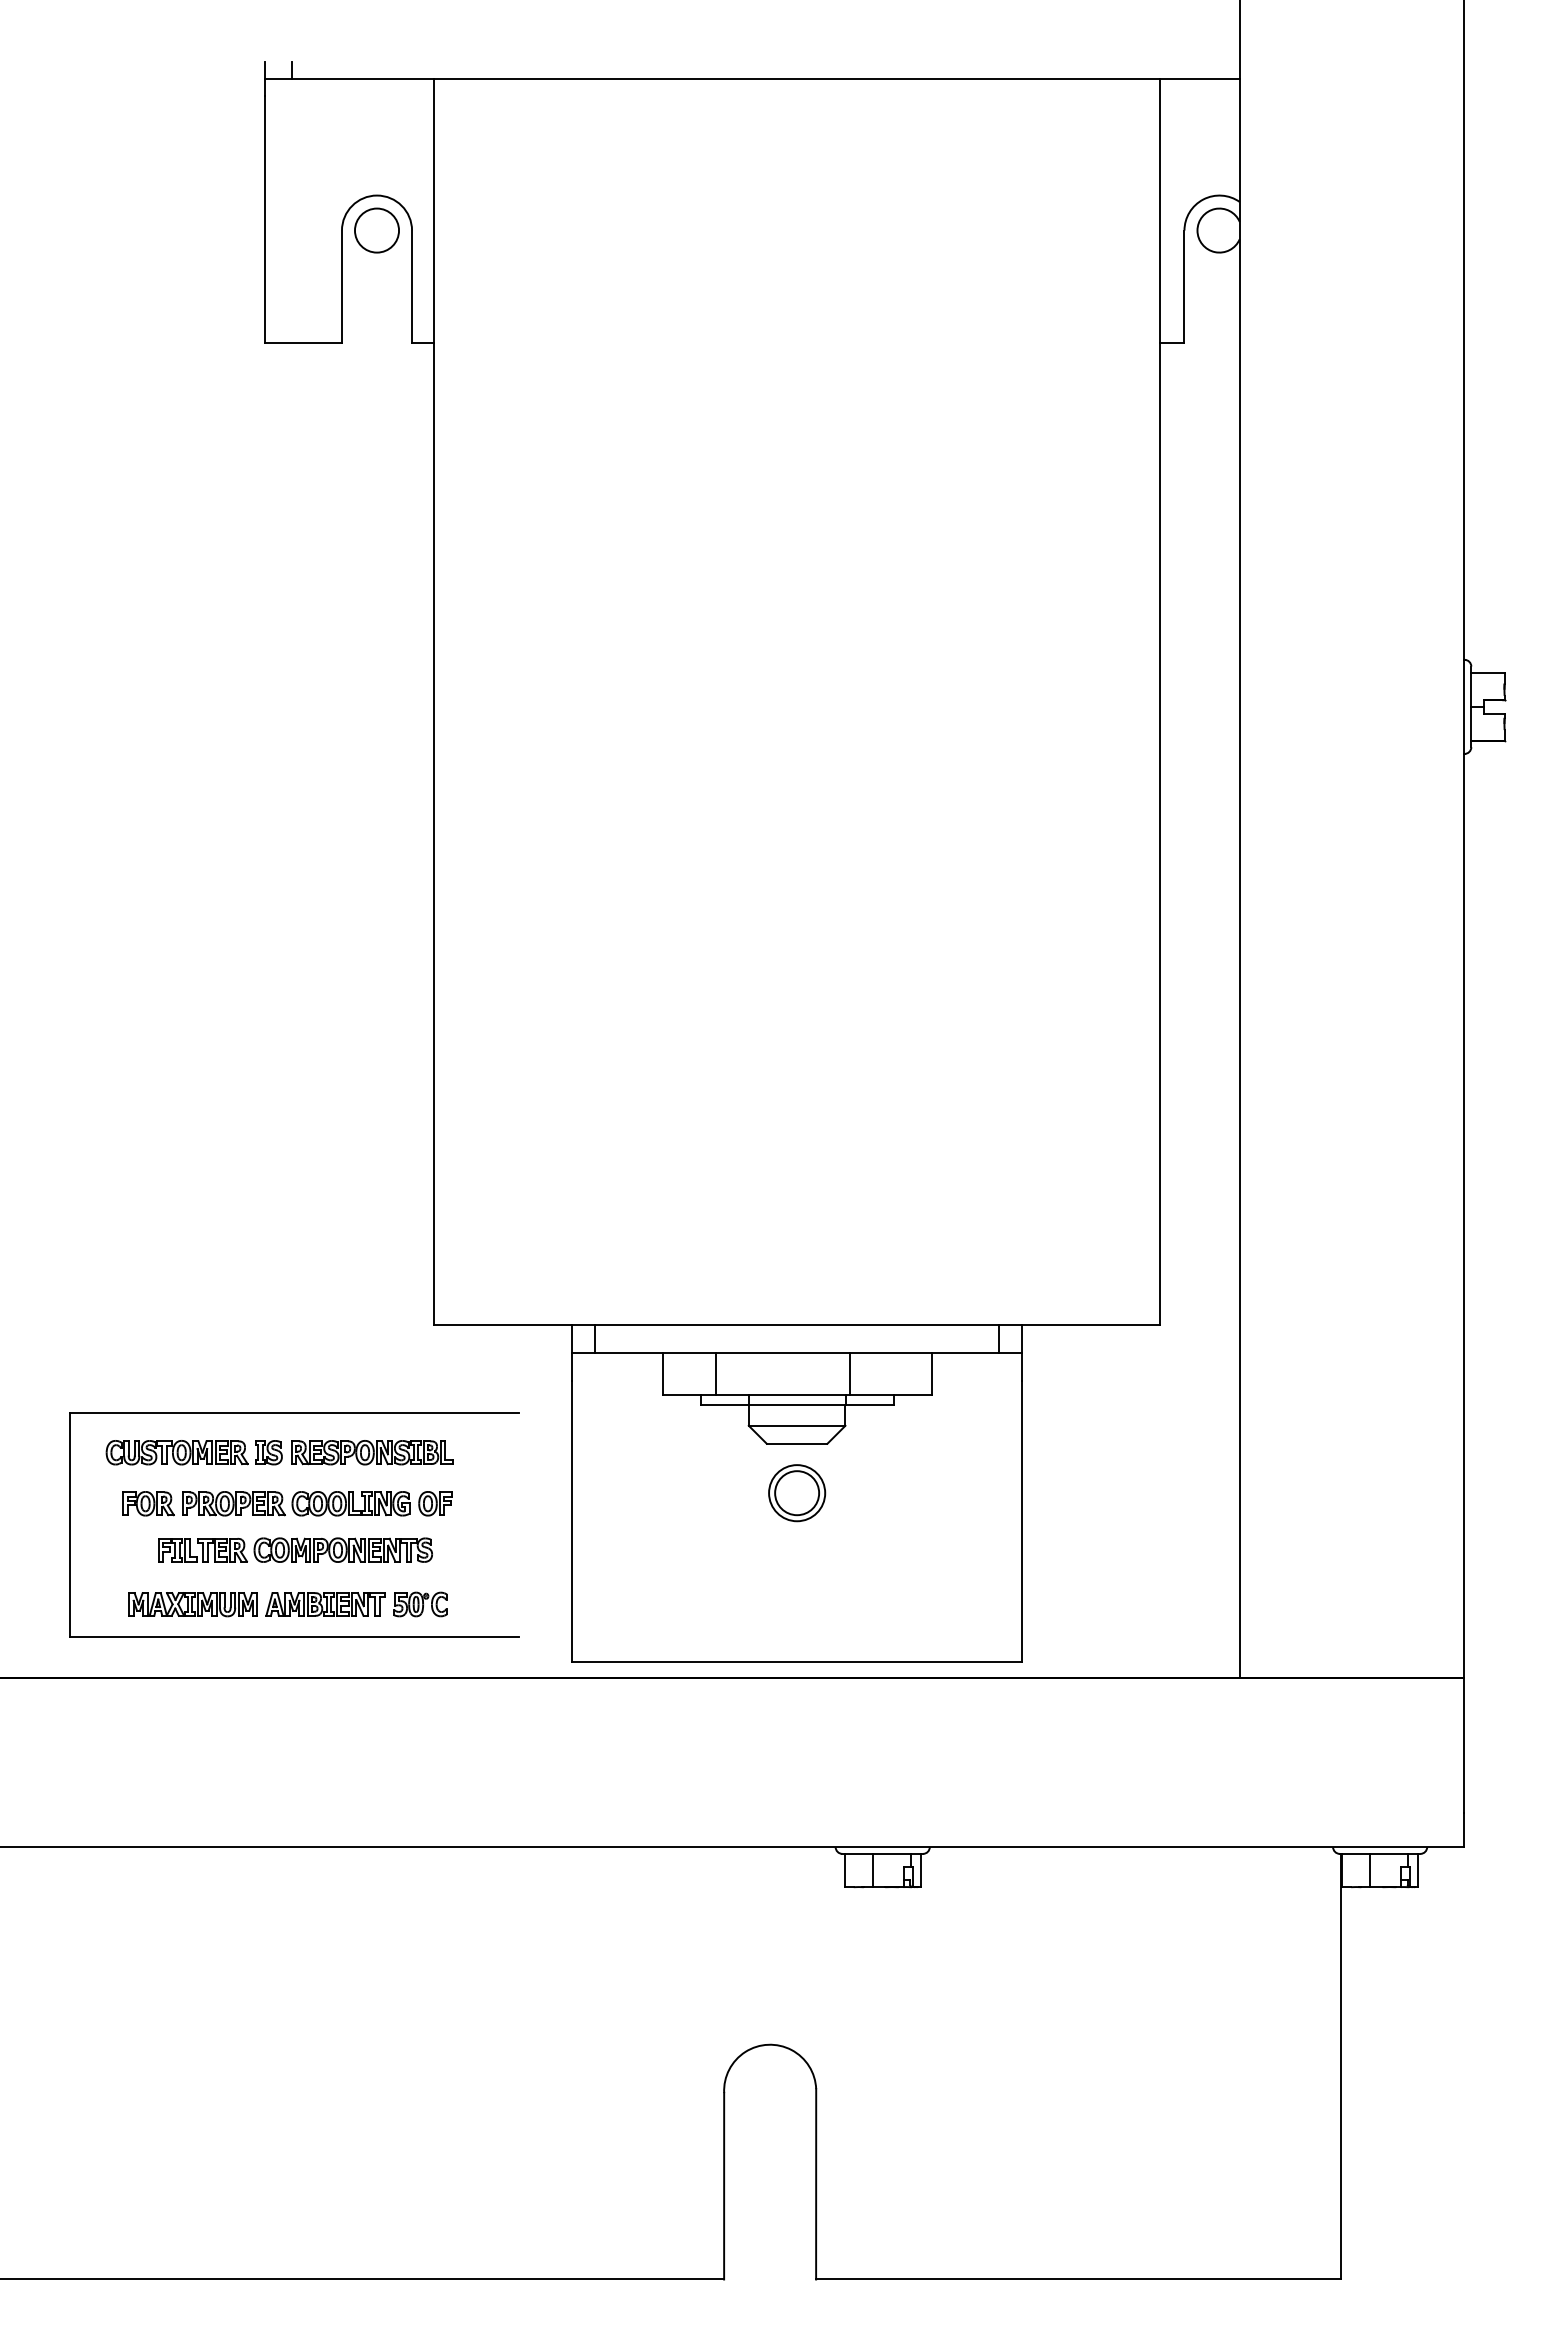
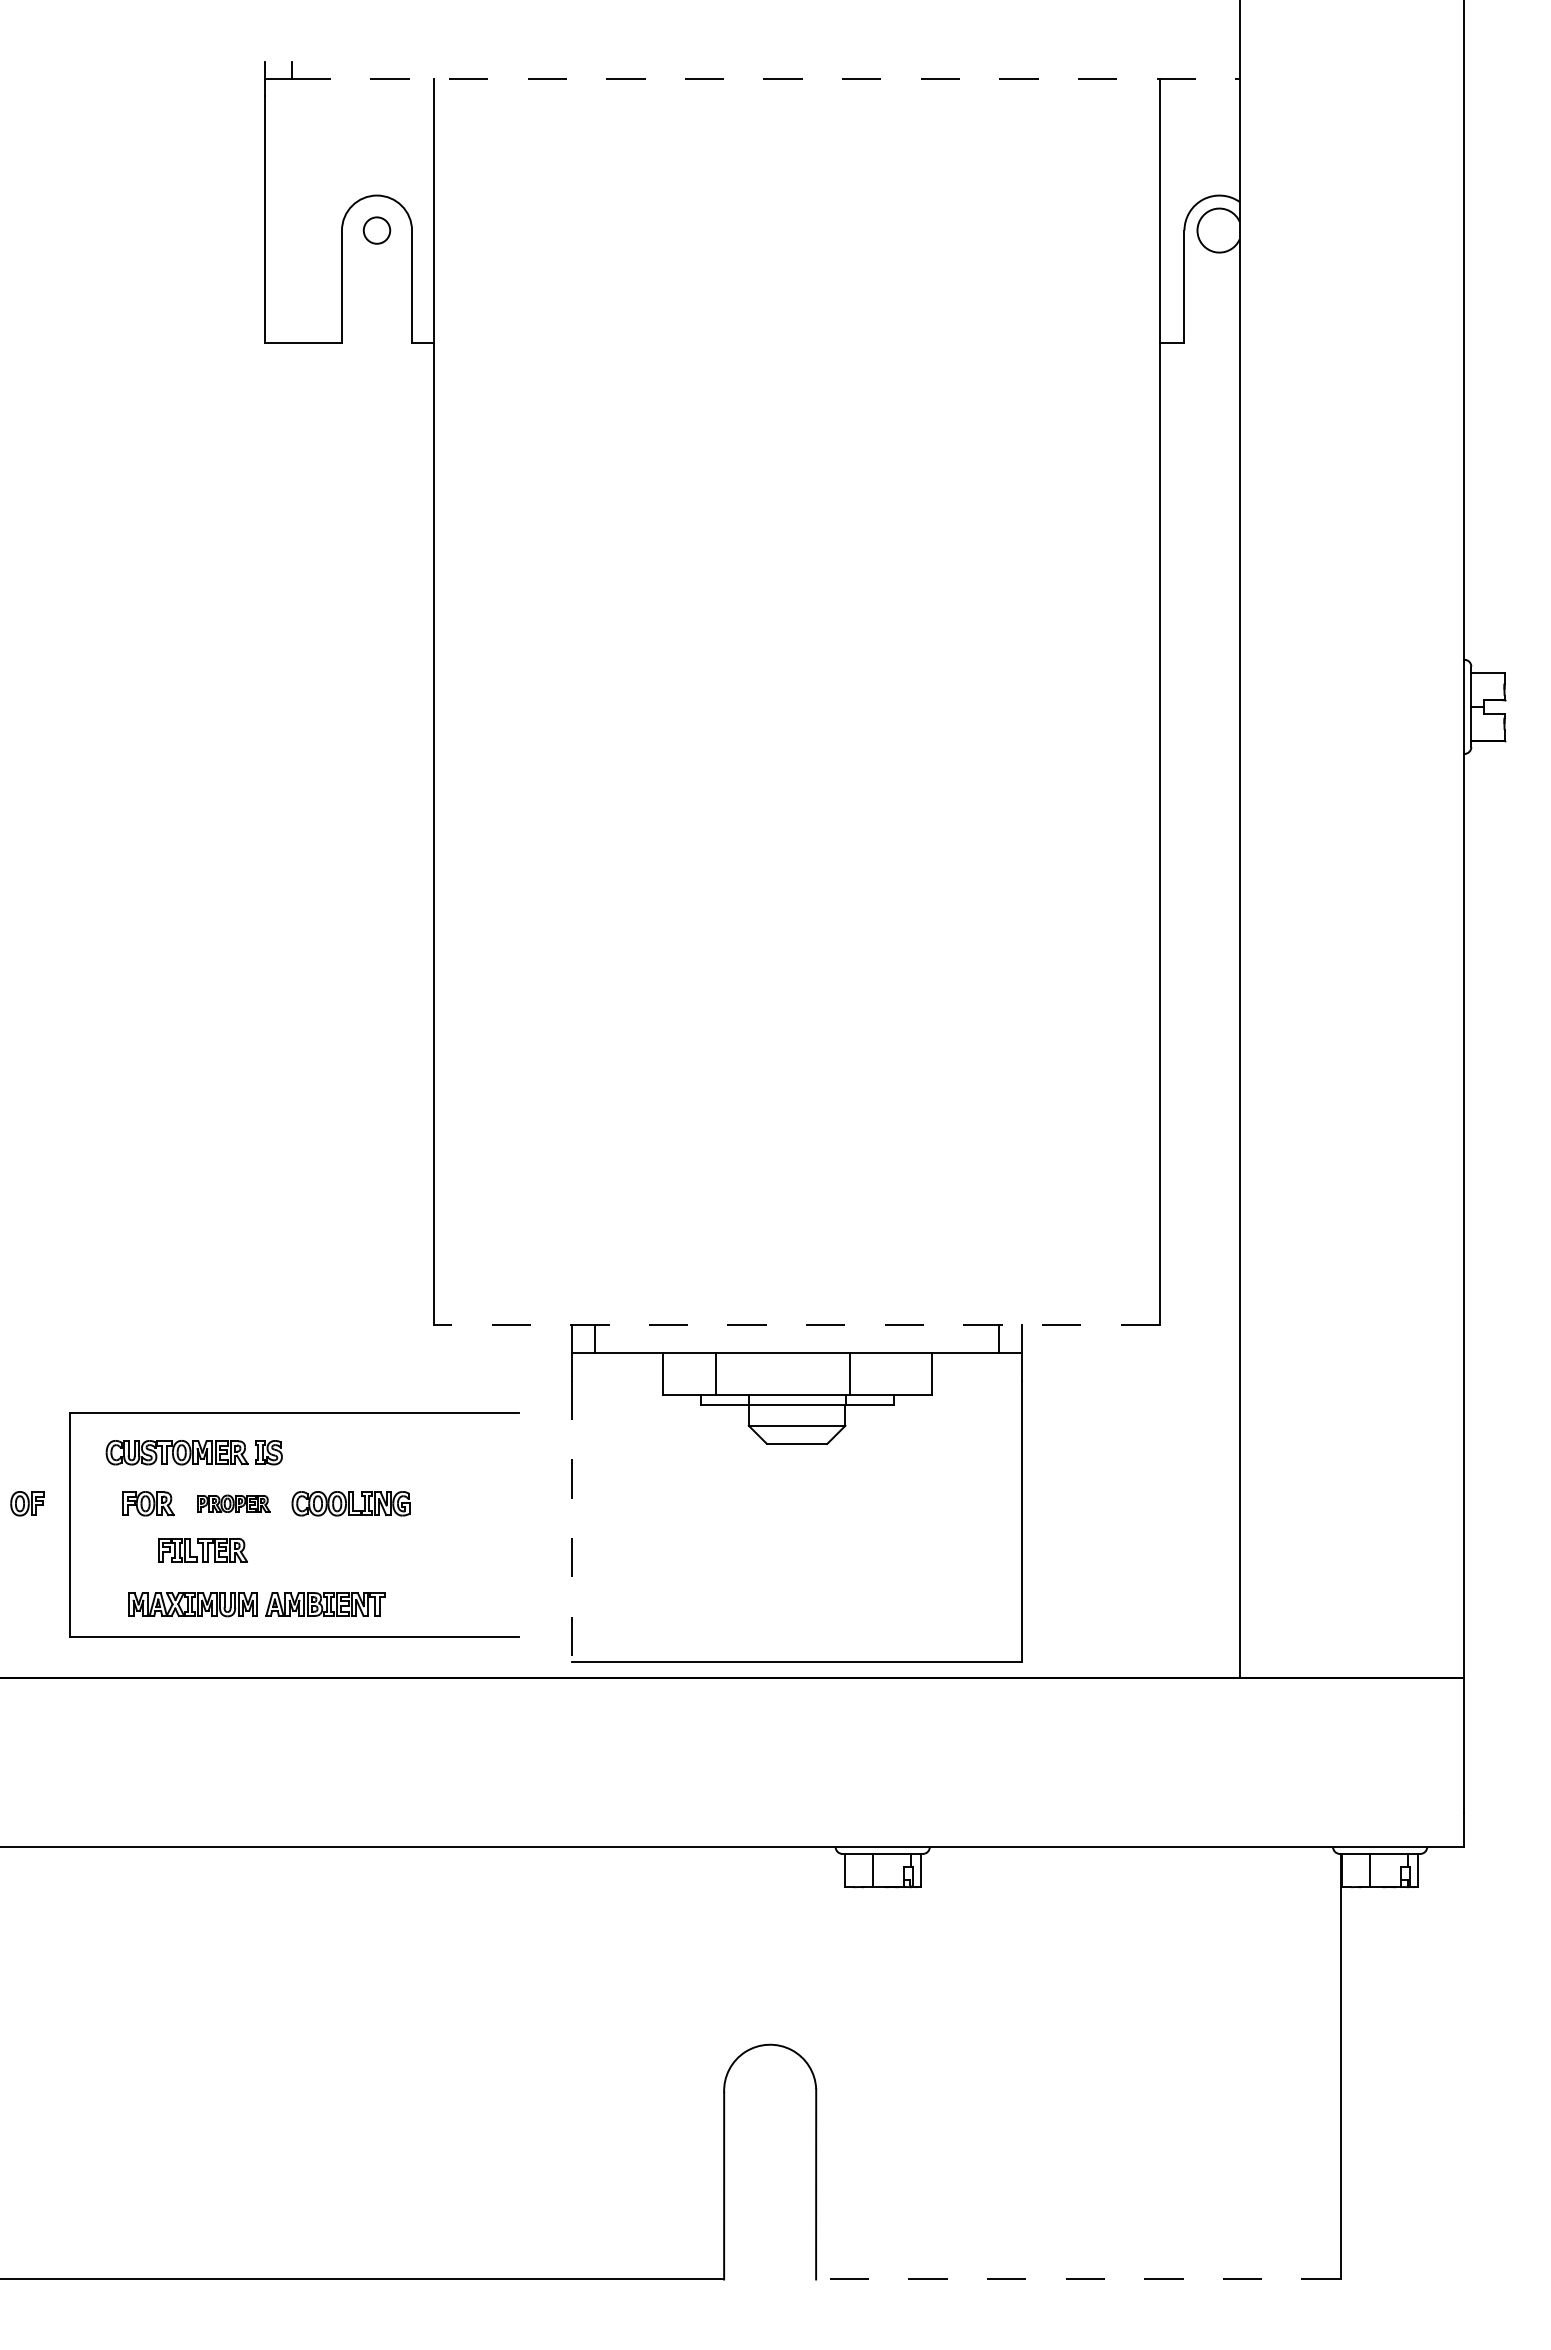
line: solid -> dashed (766, 78)
circle diameter: 44 px -> 26 px (376, 230)
line: solid -> dashed (797, 1324)
part: present -> none (372, 1452)
part: present -> none (797, 1493)
part size: 104x26 px -> 74x19 px (233, 1503)
part position: (435, 1503) -> (27, 1503) (27, 1503)
line: solid -> dashed (572, 1521)
part: present -> none (342, 1549)
part: present -> none (420, 1604)
line: solid -> dashed (1077, 2279)
